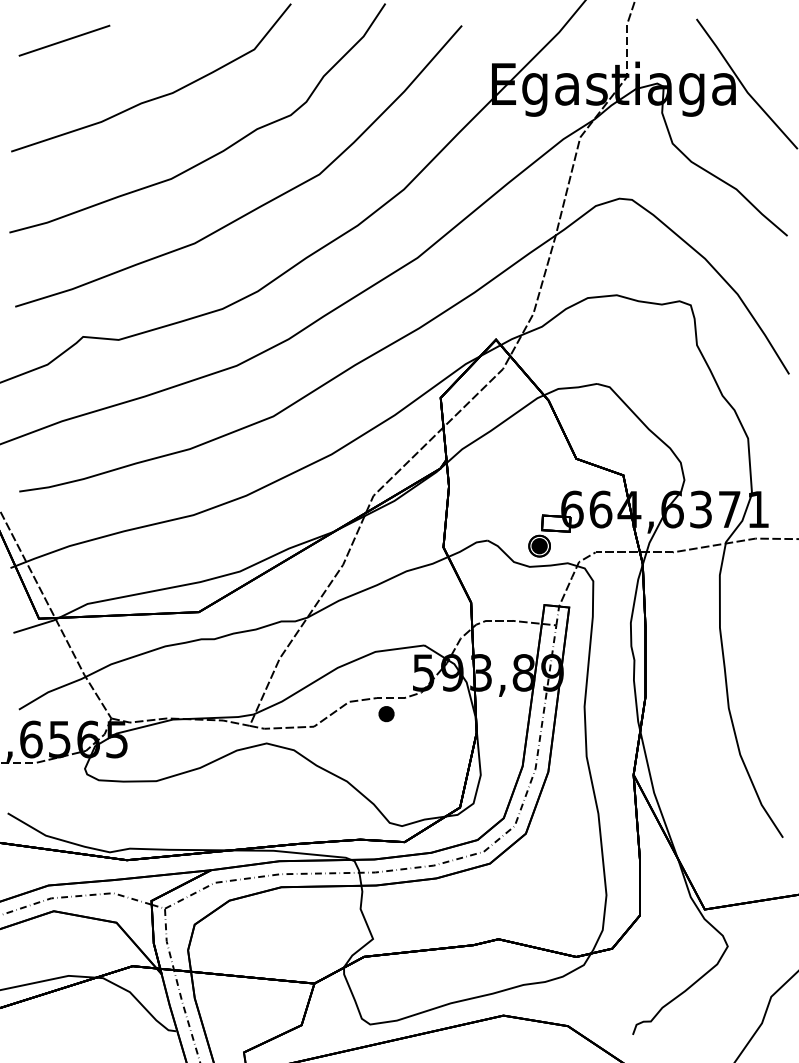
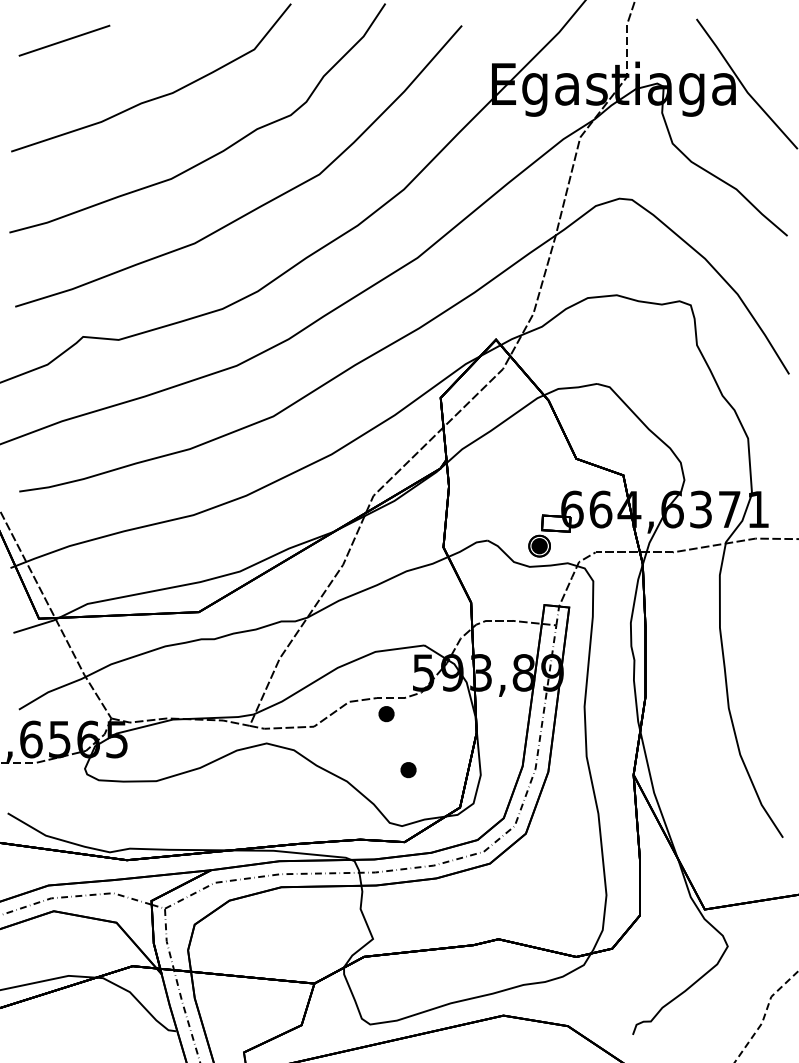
part: none -> present (408, 770)
line: solid -> dashed (765, 1014)
